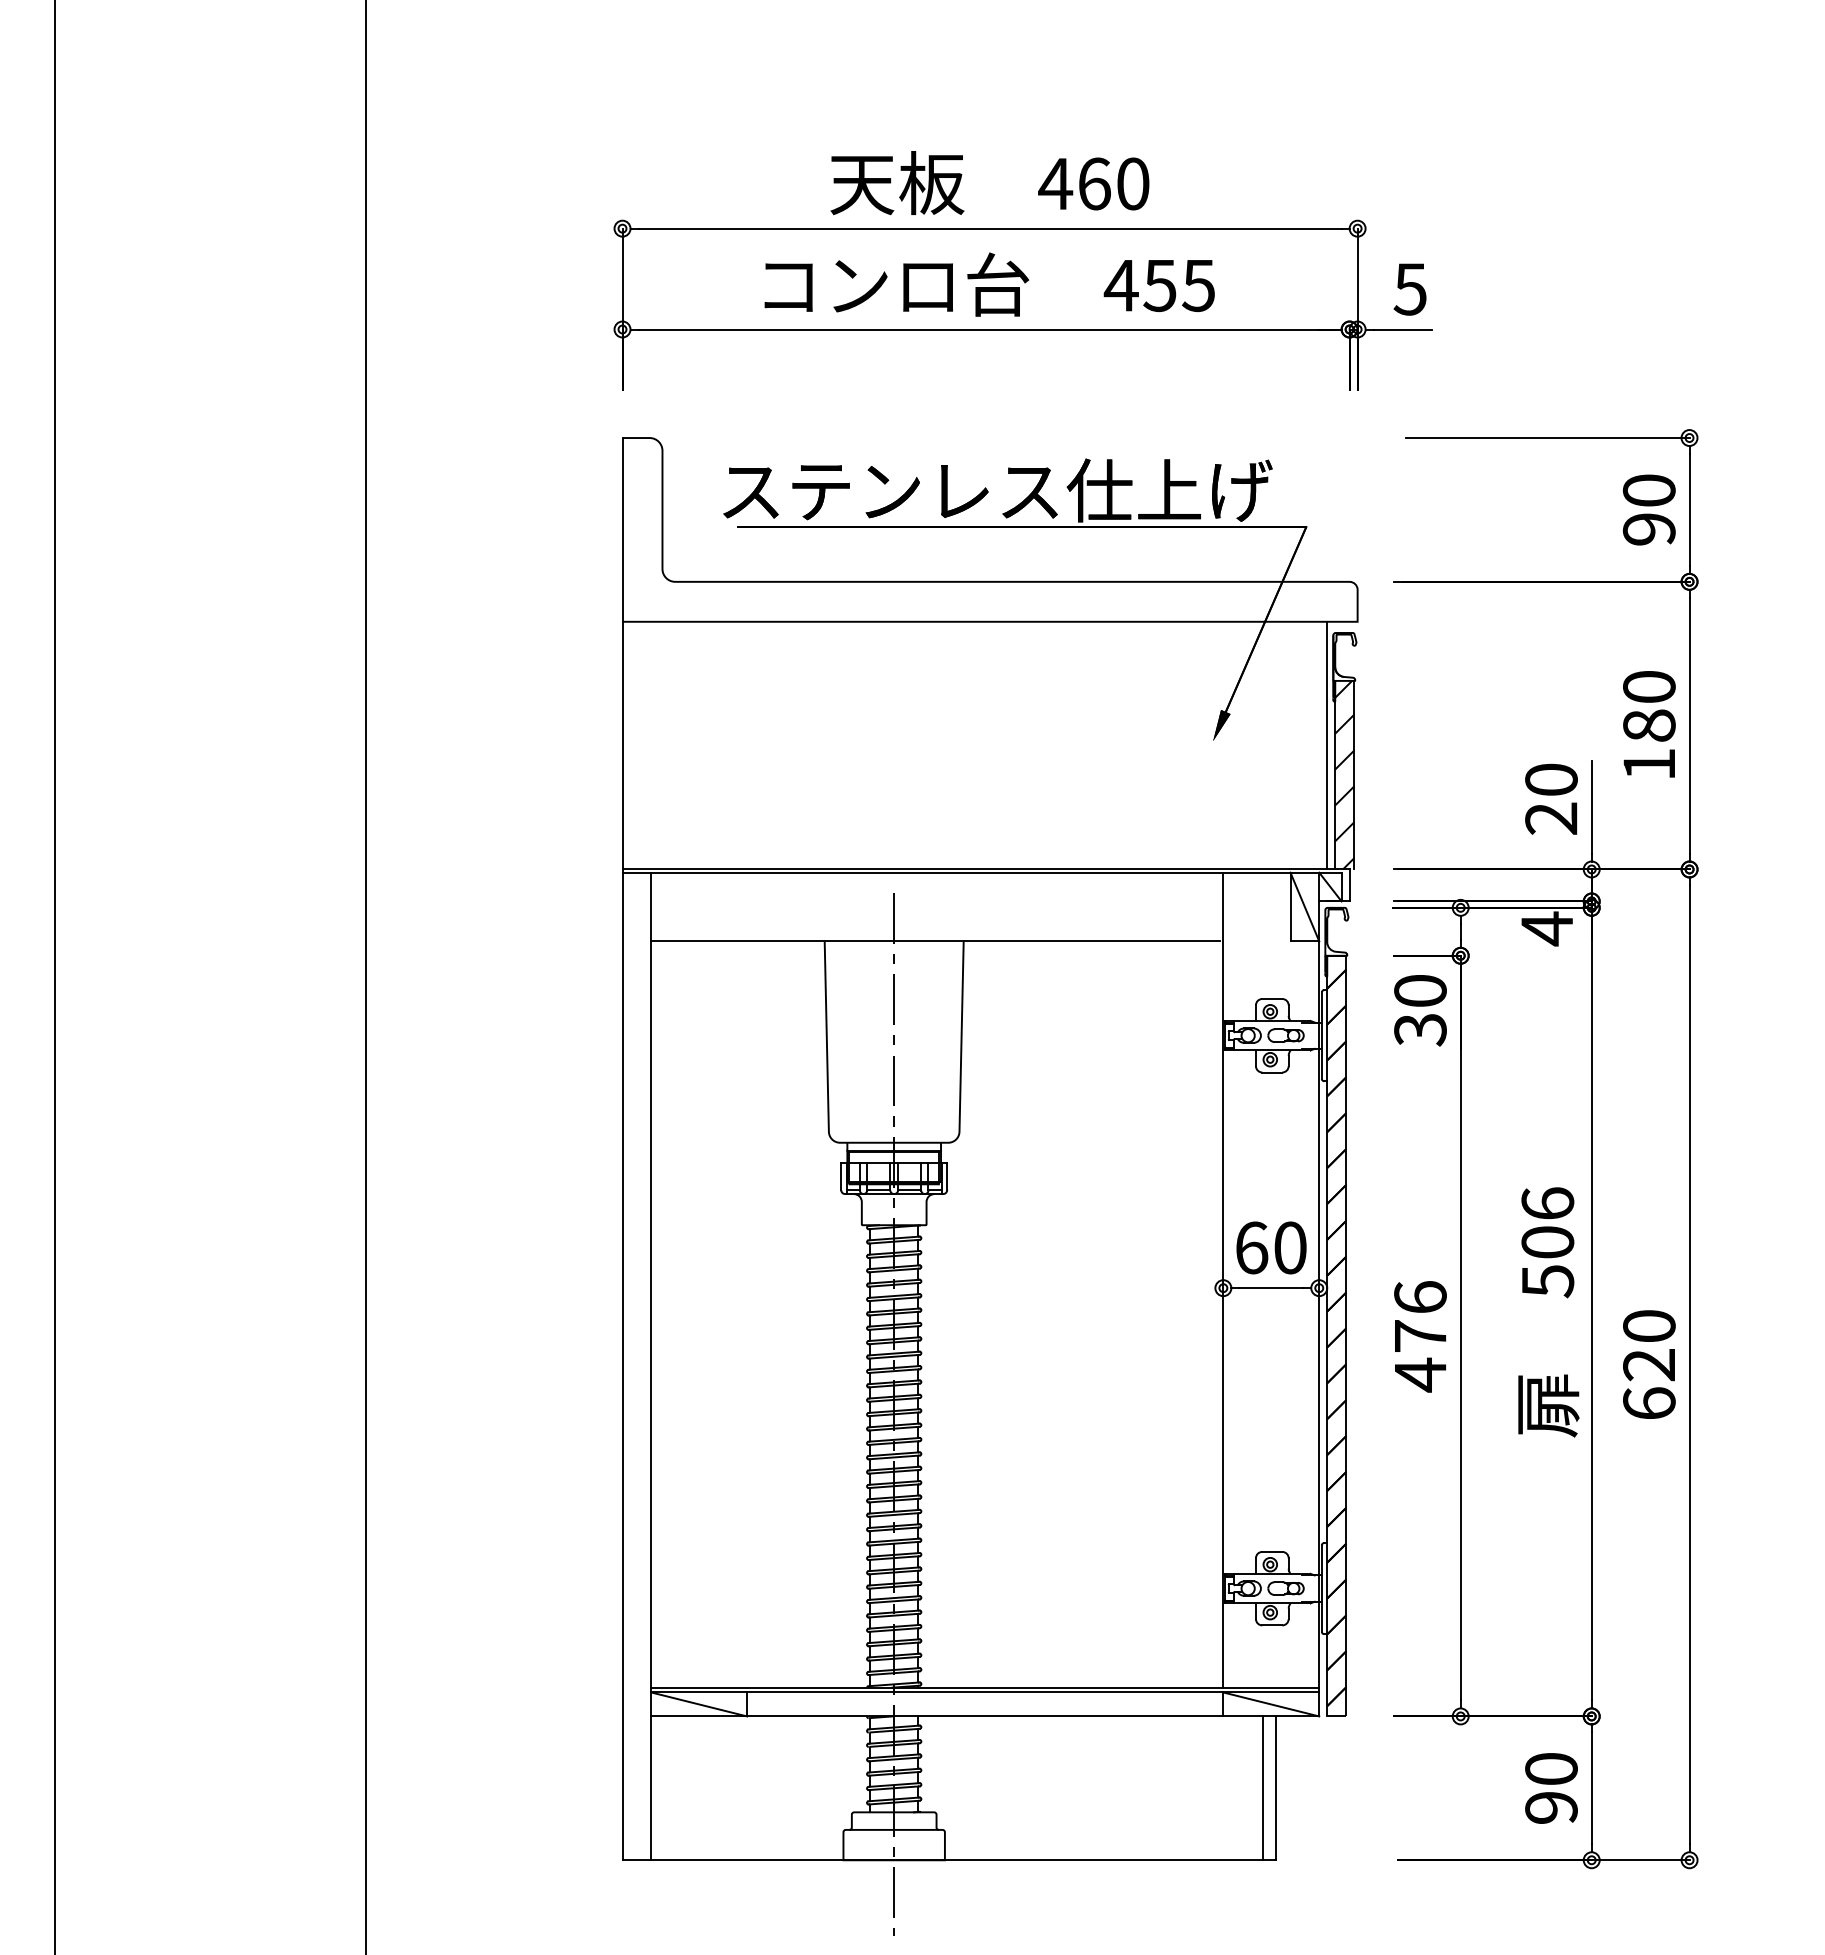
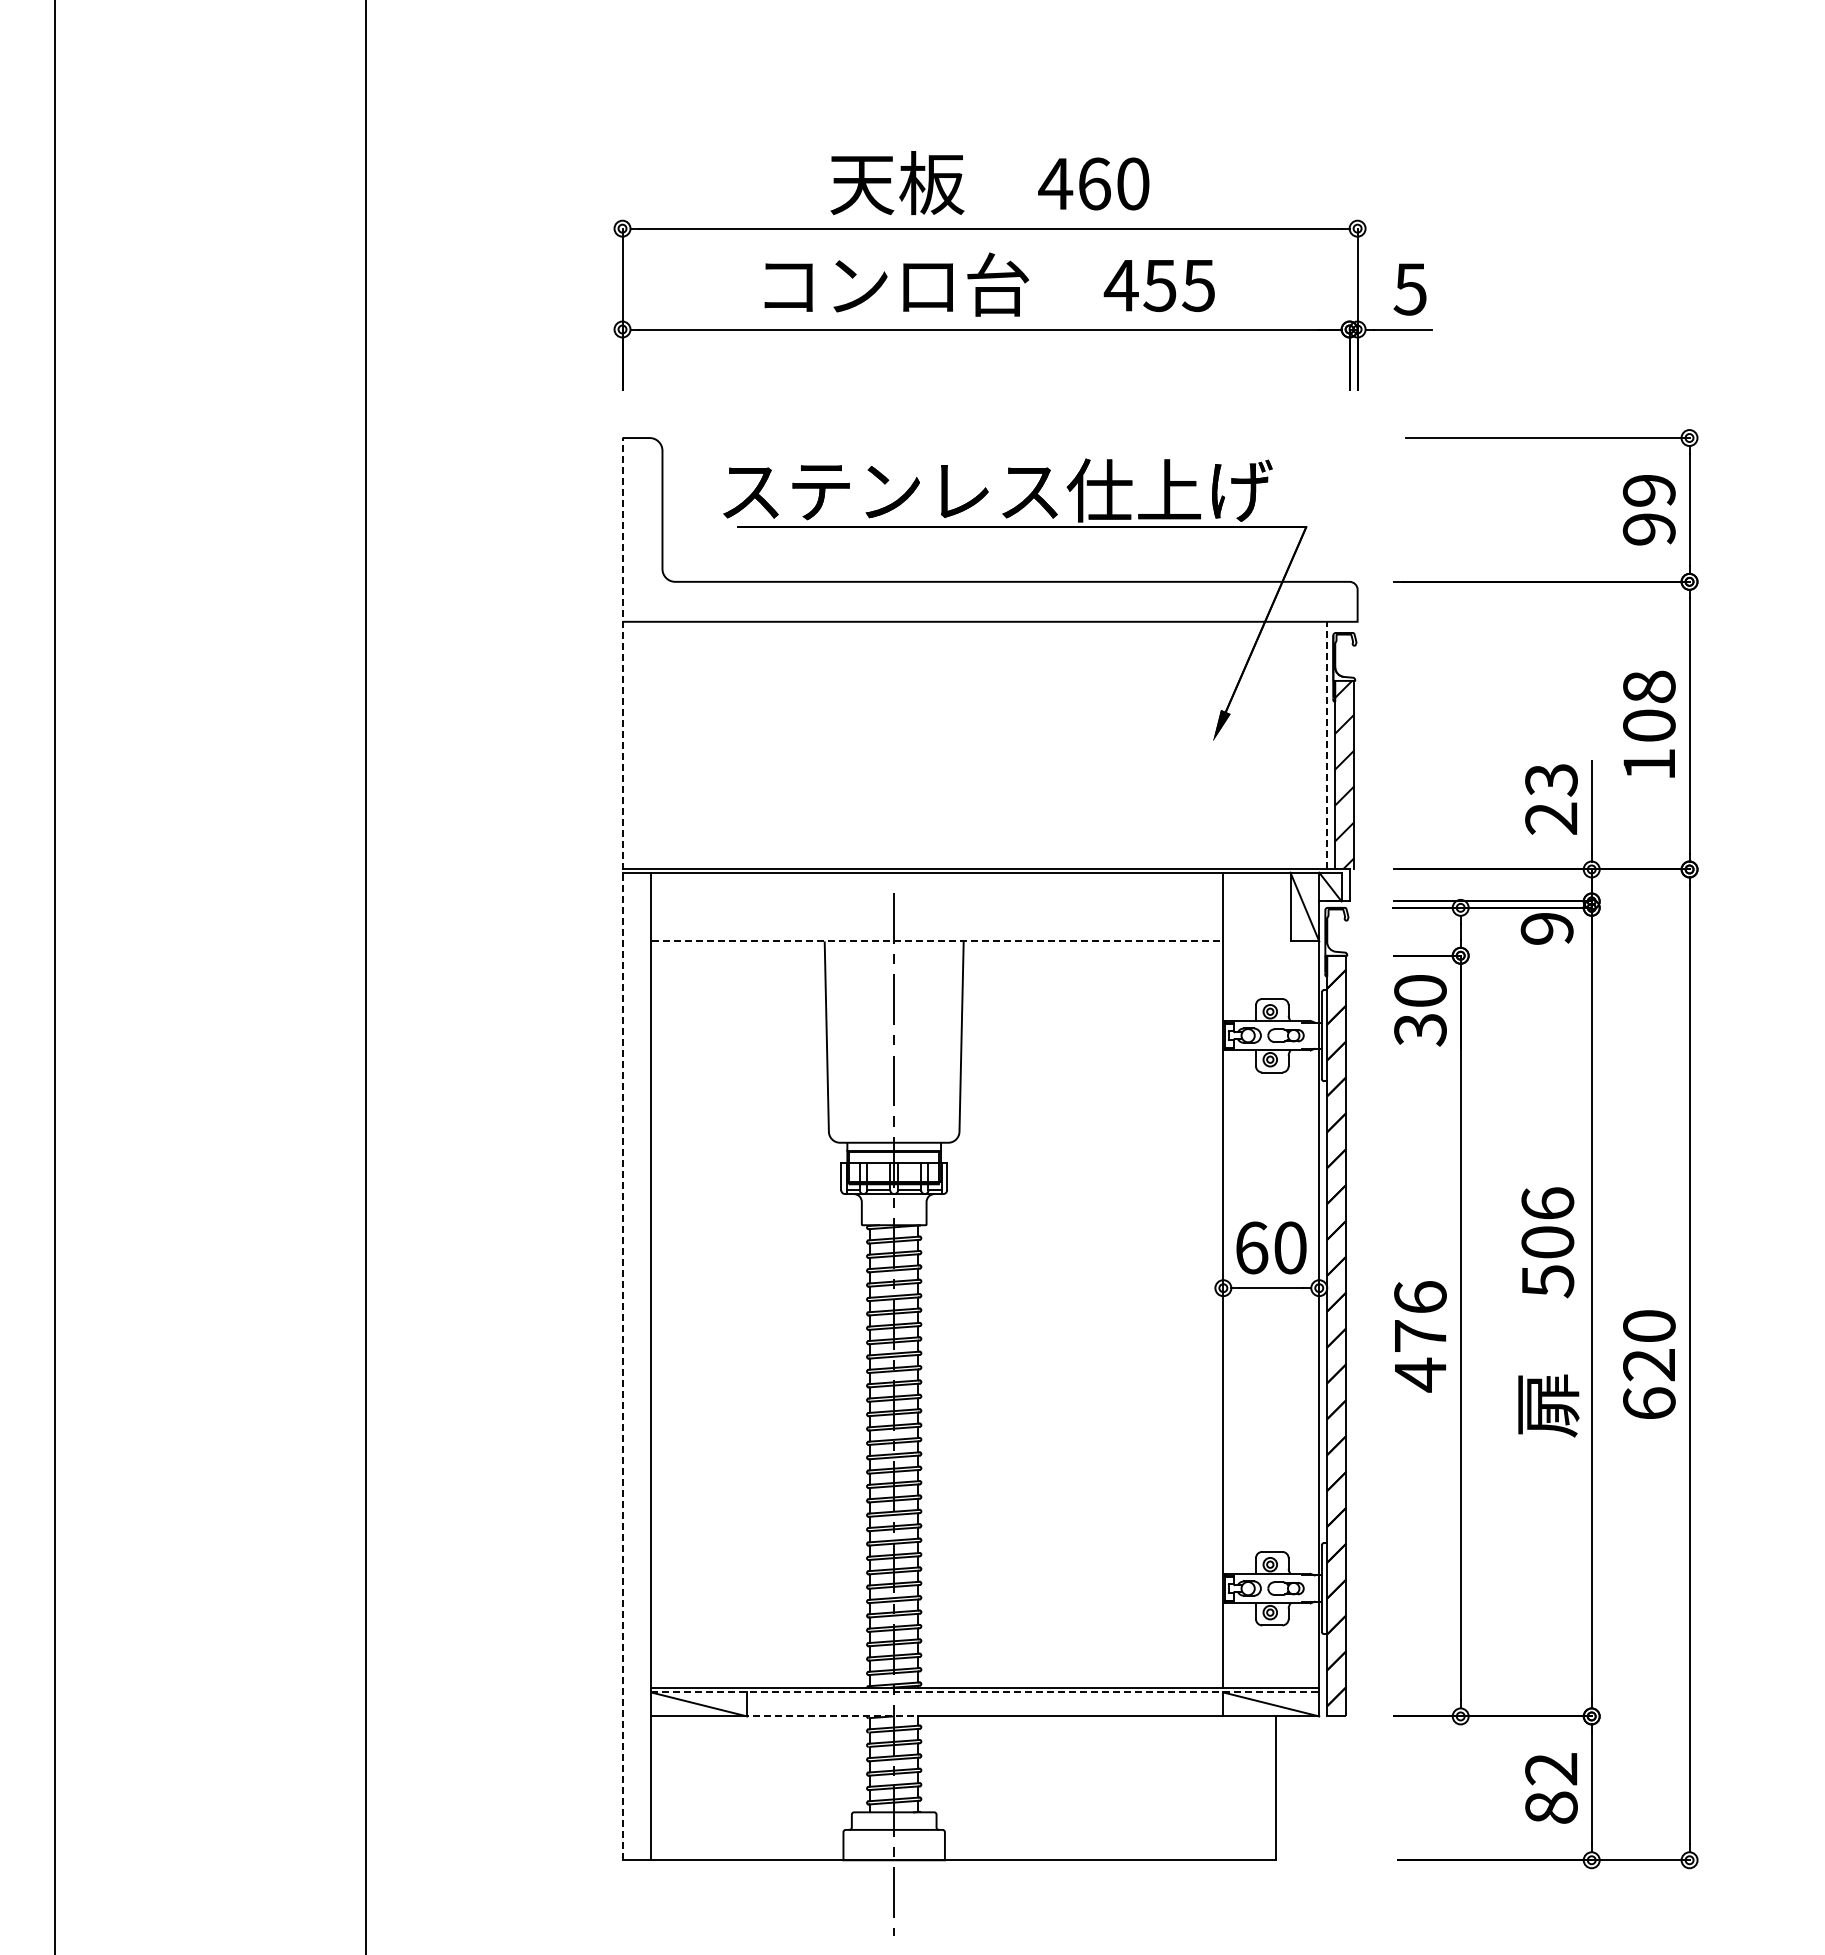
text: 90 -> 99 (1649, 490)
text: 180 -> 108 (1649, 705)
line: solid -> dashed (1327, 745)
text: 20 -> 23 (1551, 779)
text: 4 -> 9 (1546, 928)
line: solid -> dashed (935, 941)
line: solid -> dashed (622, 1148)
line: solid -> dashed (985, 1692)
line: solid -> dashed (830, 1716)
line: present -> none (1263, 1788)
text: 90 -> 82 (1551, 1788)
